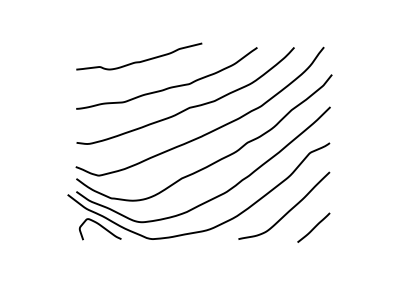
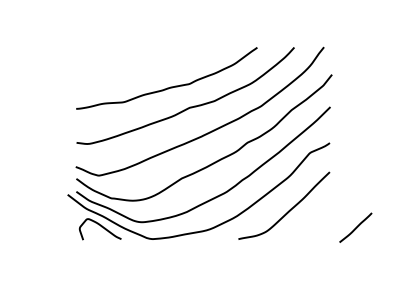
curve: present -> none (141, 60)
line position: (313, 227) -> (355, 227) (355, 227)
